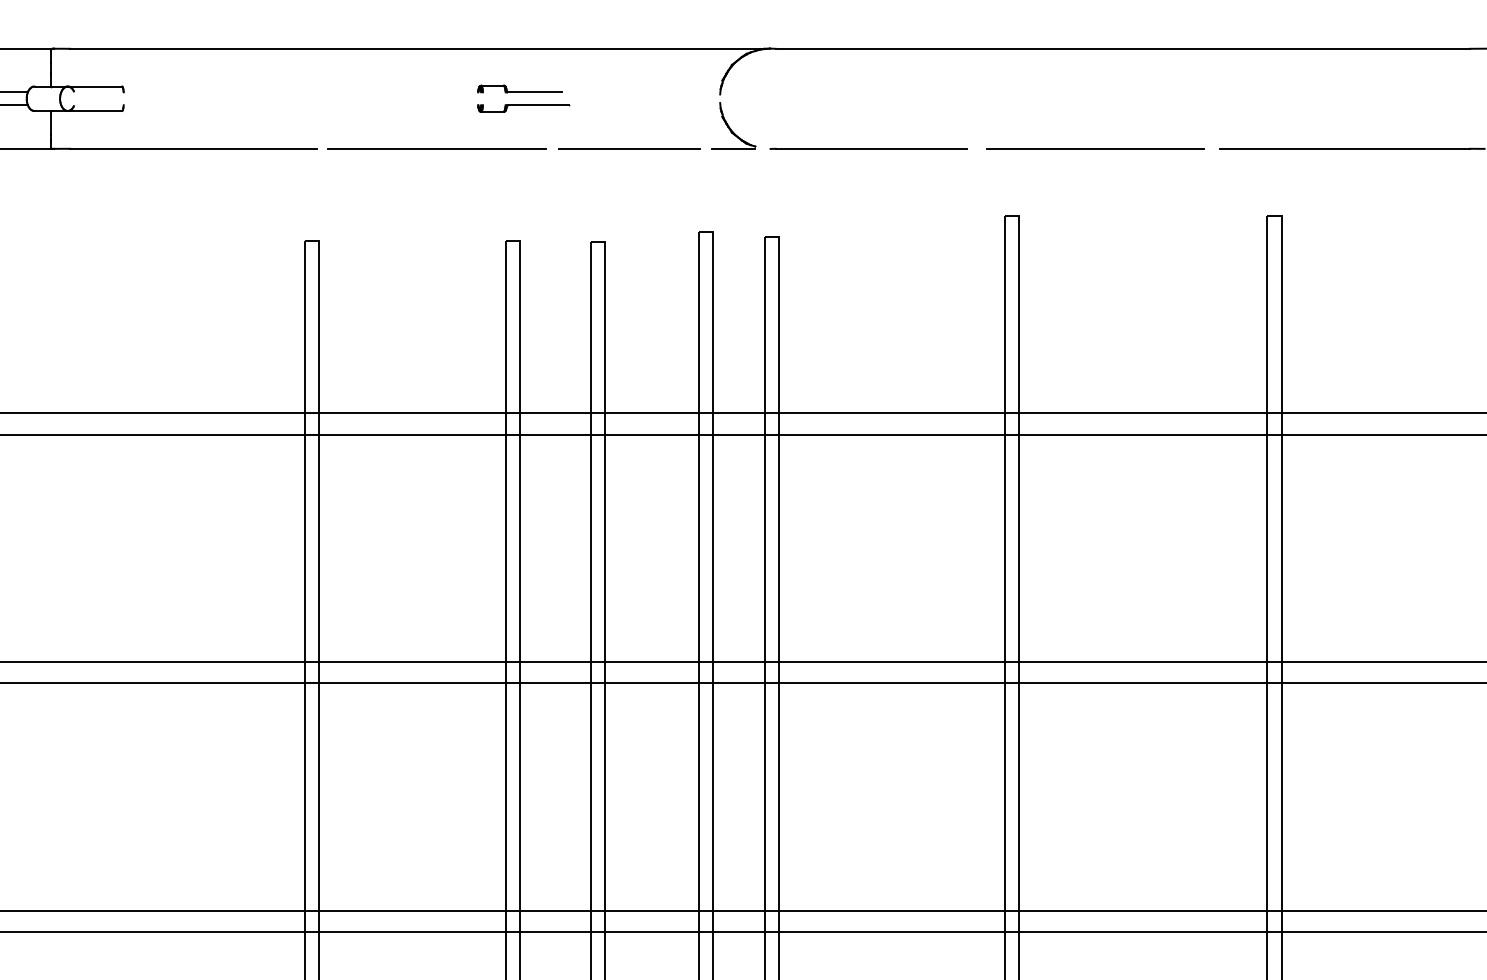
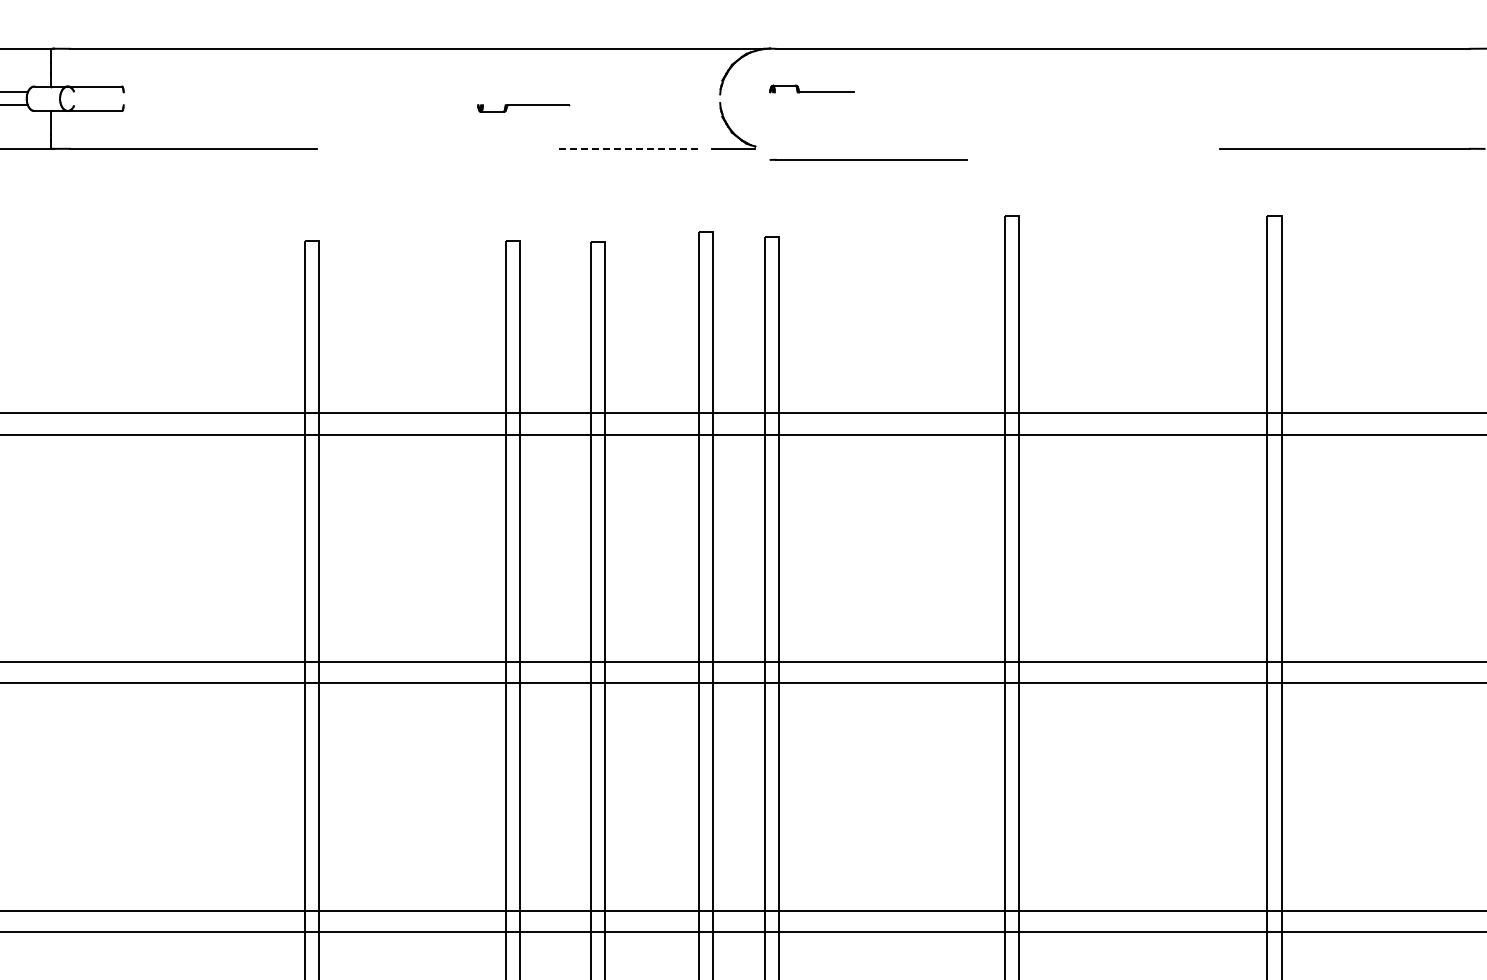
part position: (519, 88) -> (811, 88) (811, 88)
line: present -> none (436, 148)
line: solid -> dashed (629, 148)
line position: (868, 148) -> (868, 159) (868, 159)
line: present -> none (1095, 148)
